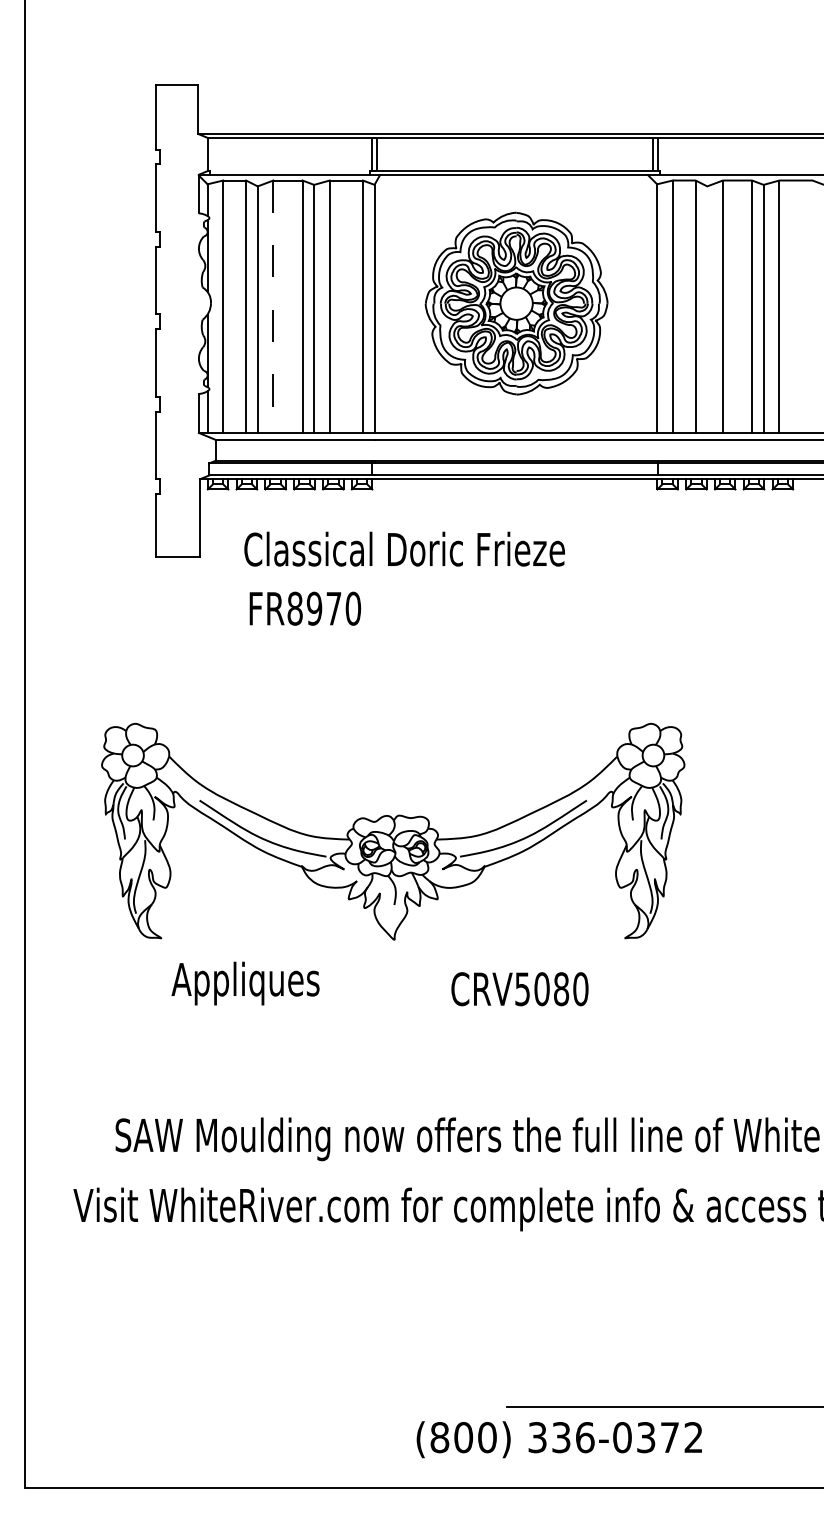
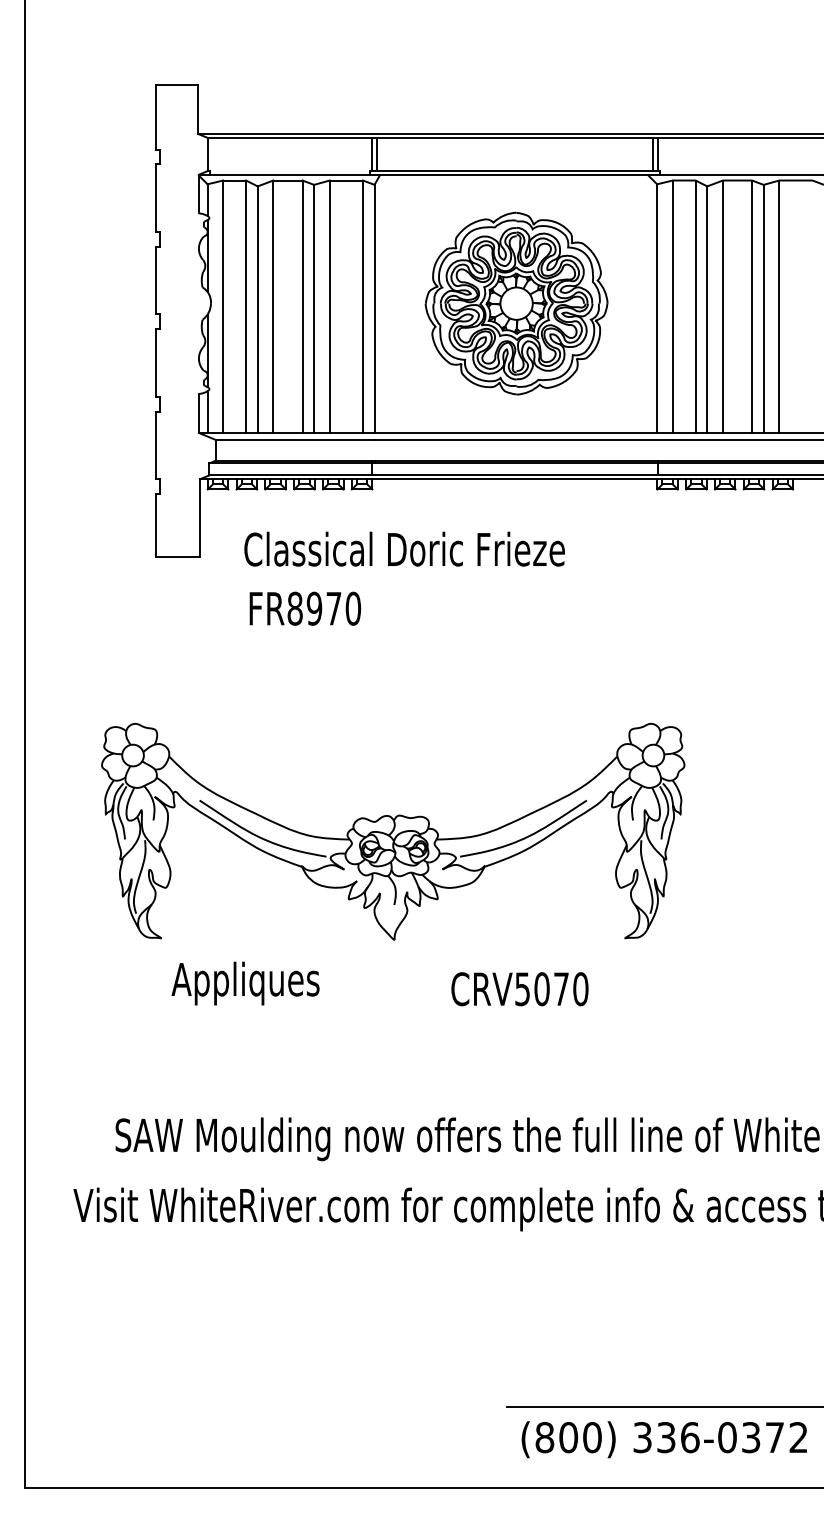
line: dashed -> solid (273, 307)
line: none -> present (707, 309)
text: CRV5080 -> CRV5070 (561, 989)
text position: (558, 1439) -> (663, 1439) (663, 1439)
